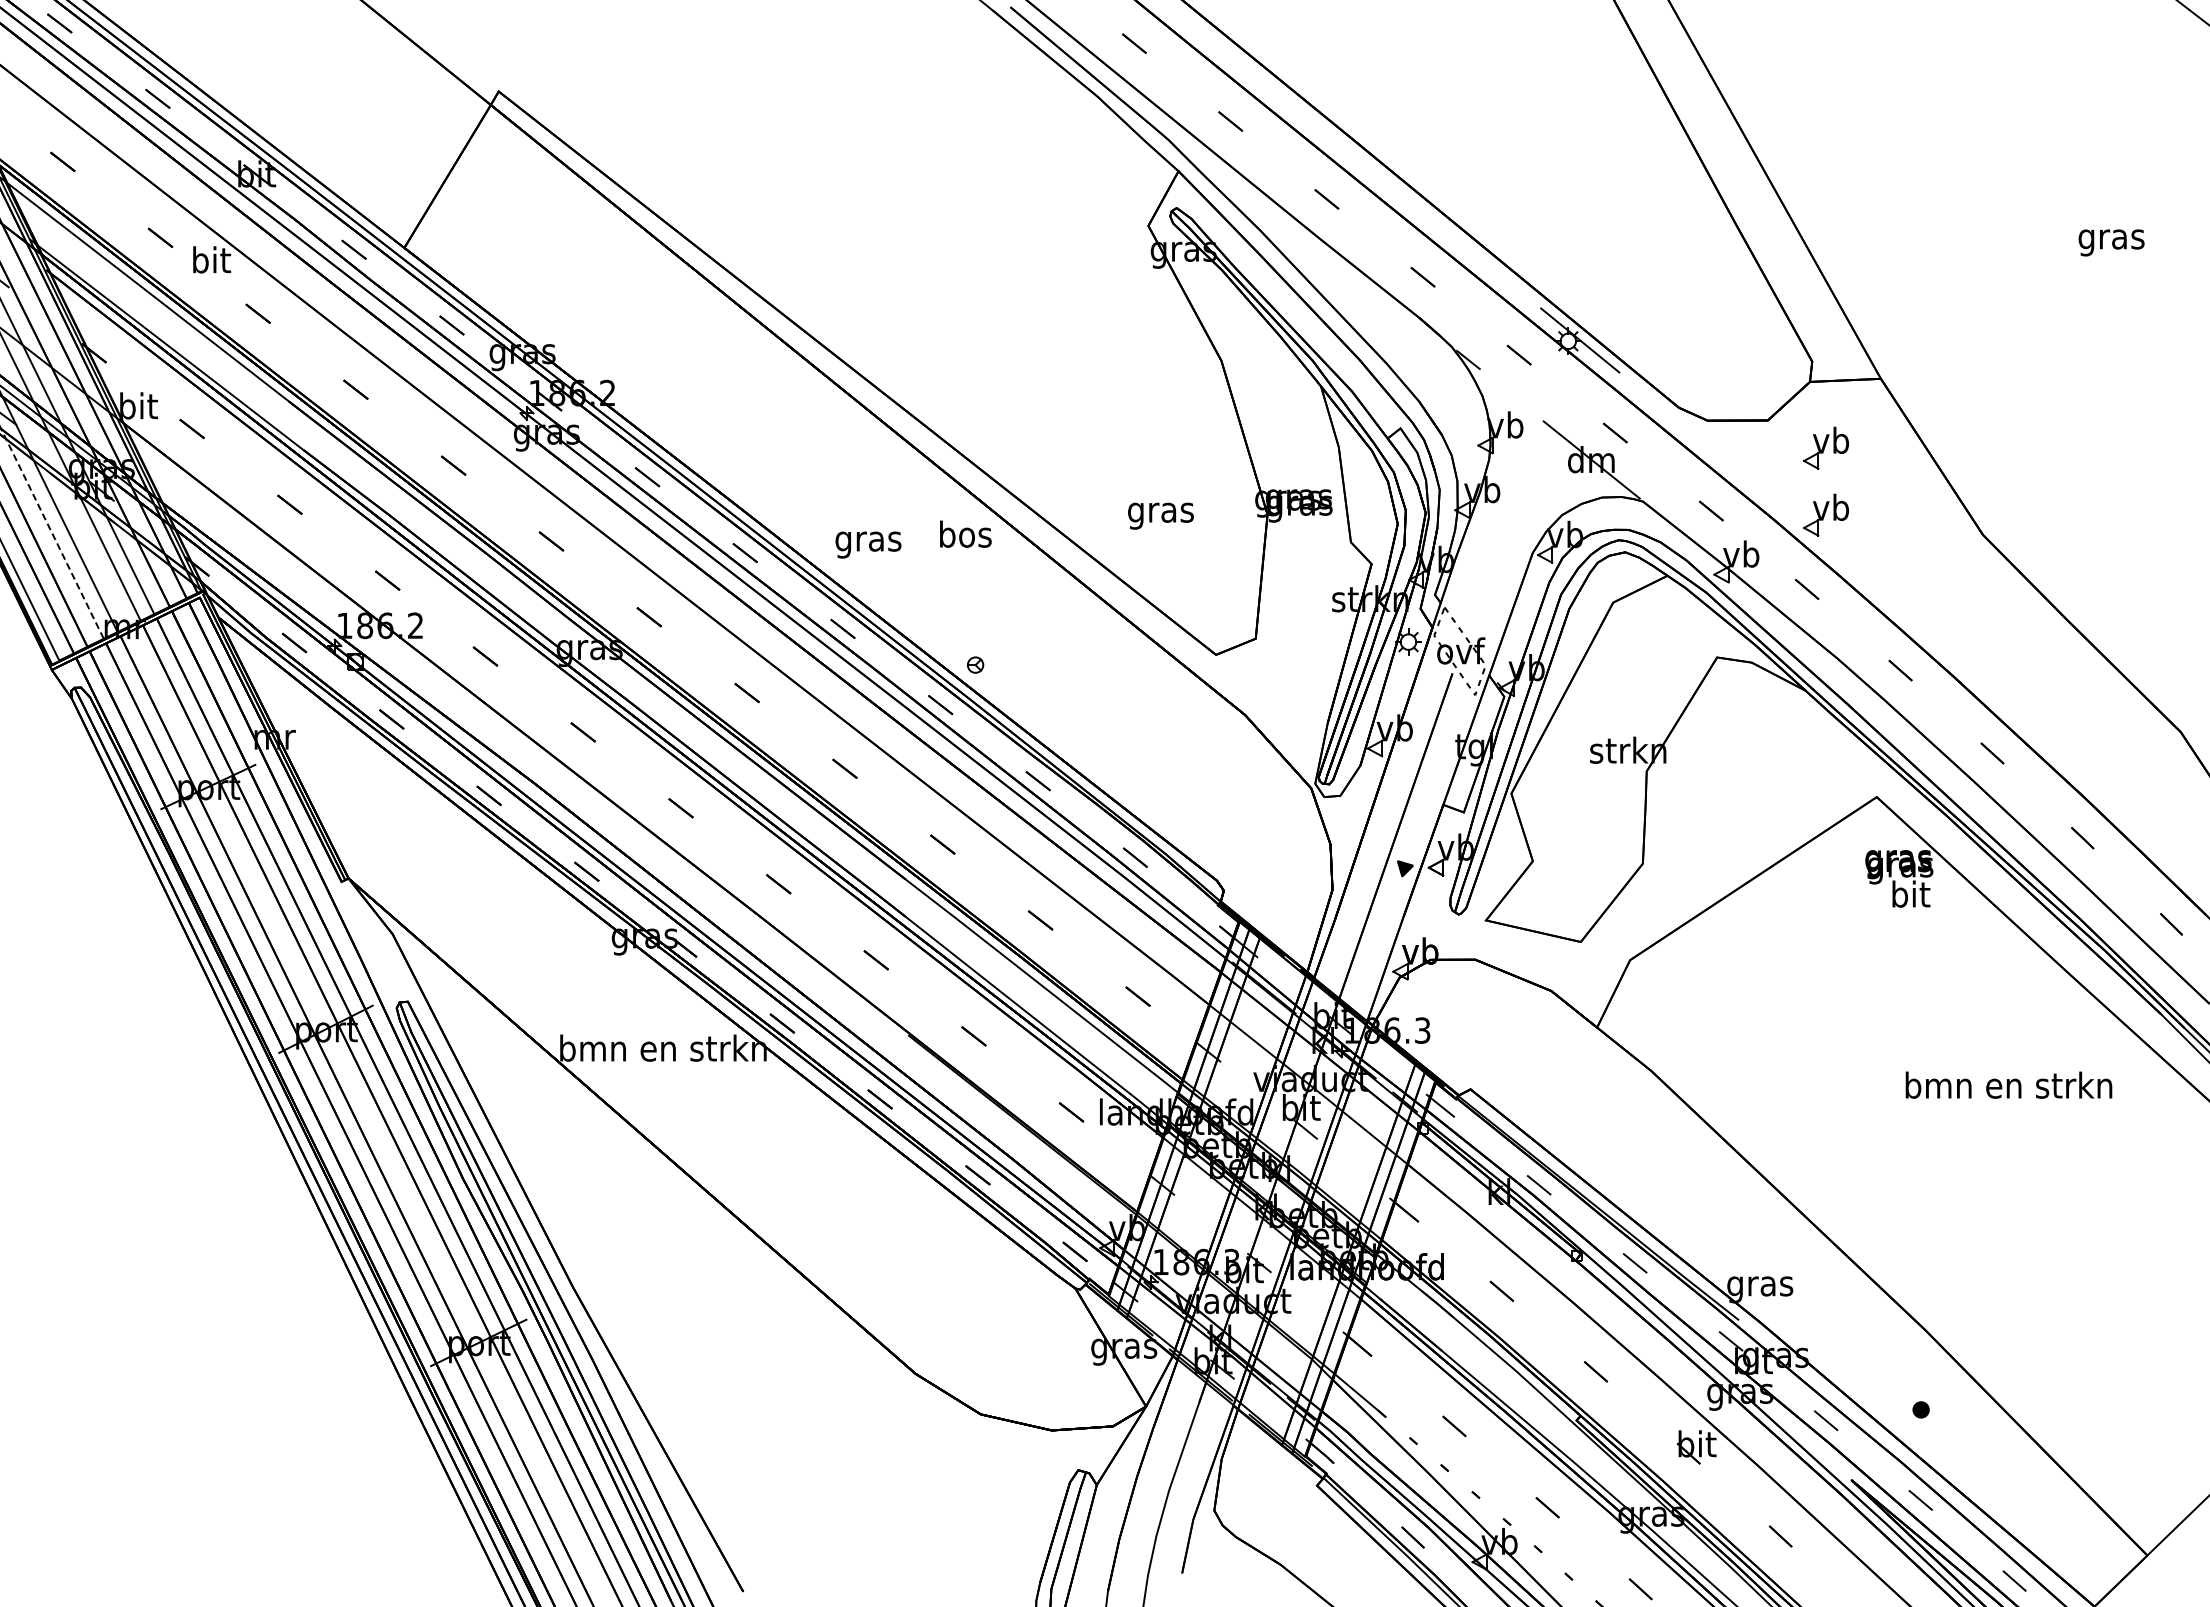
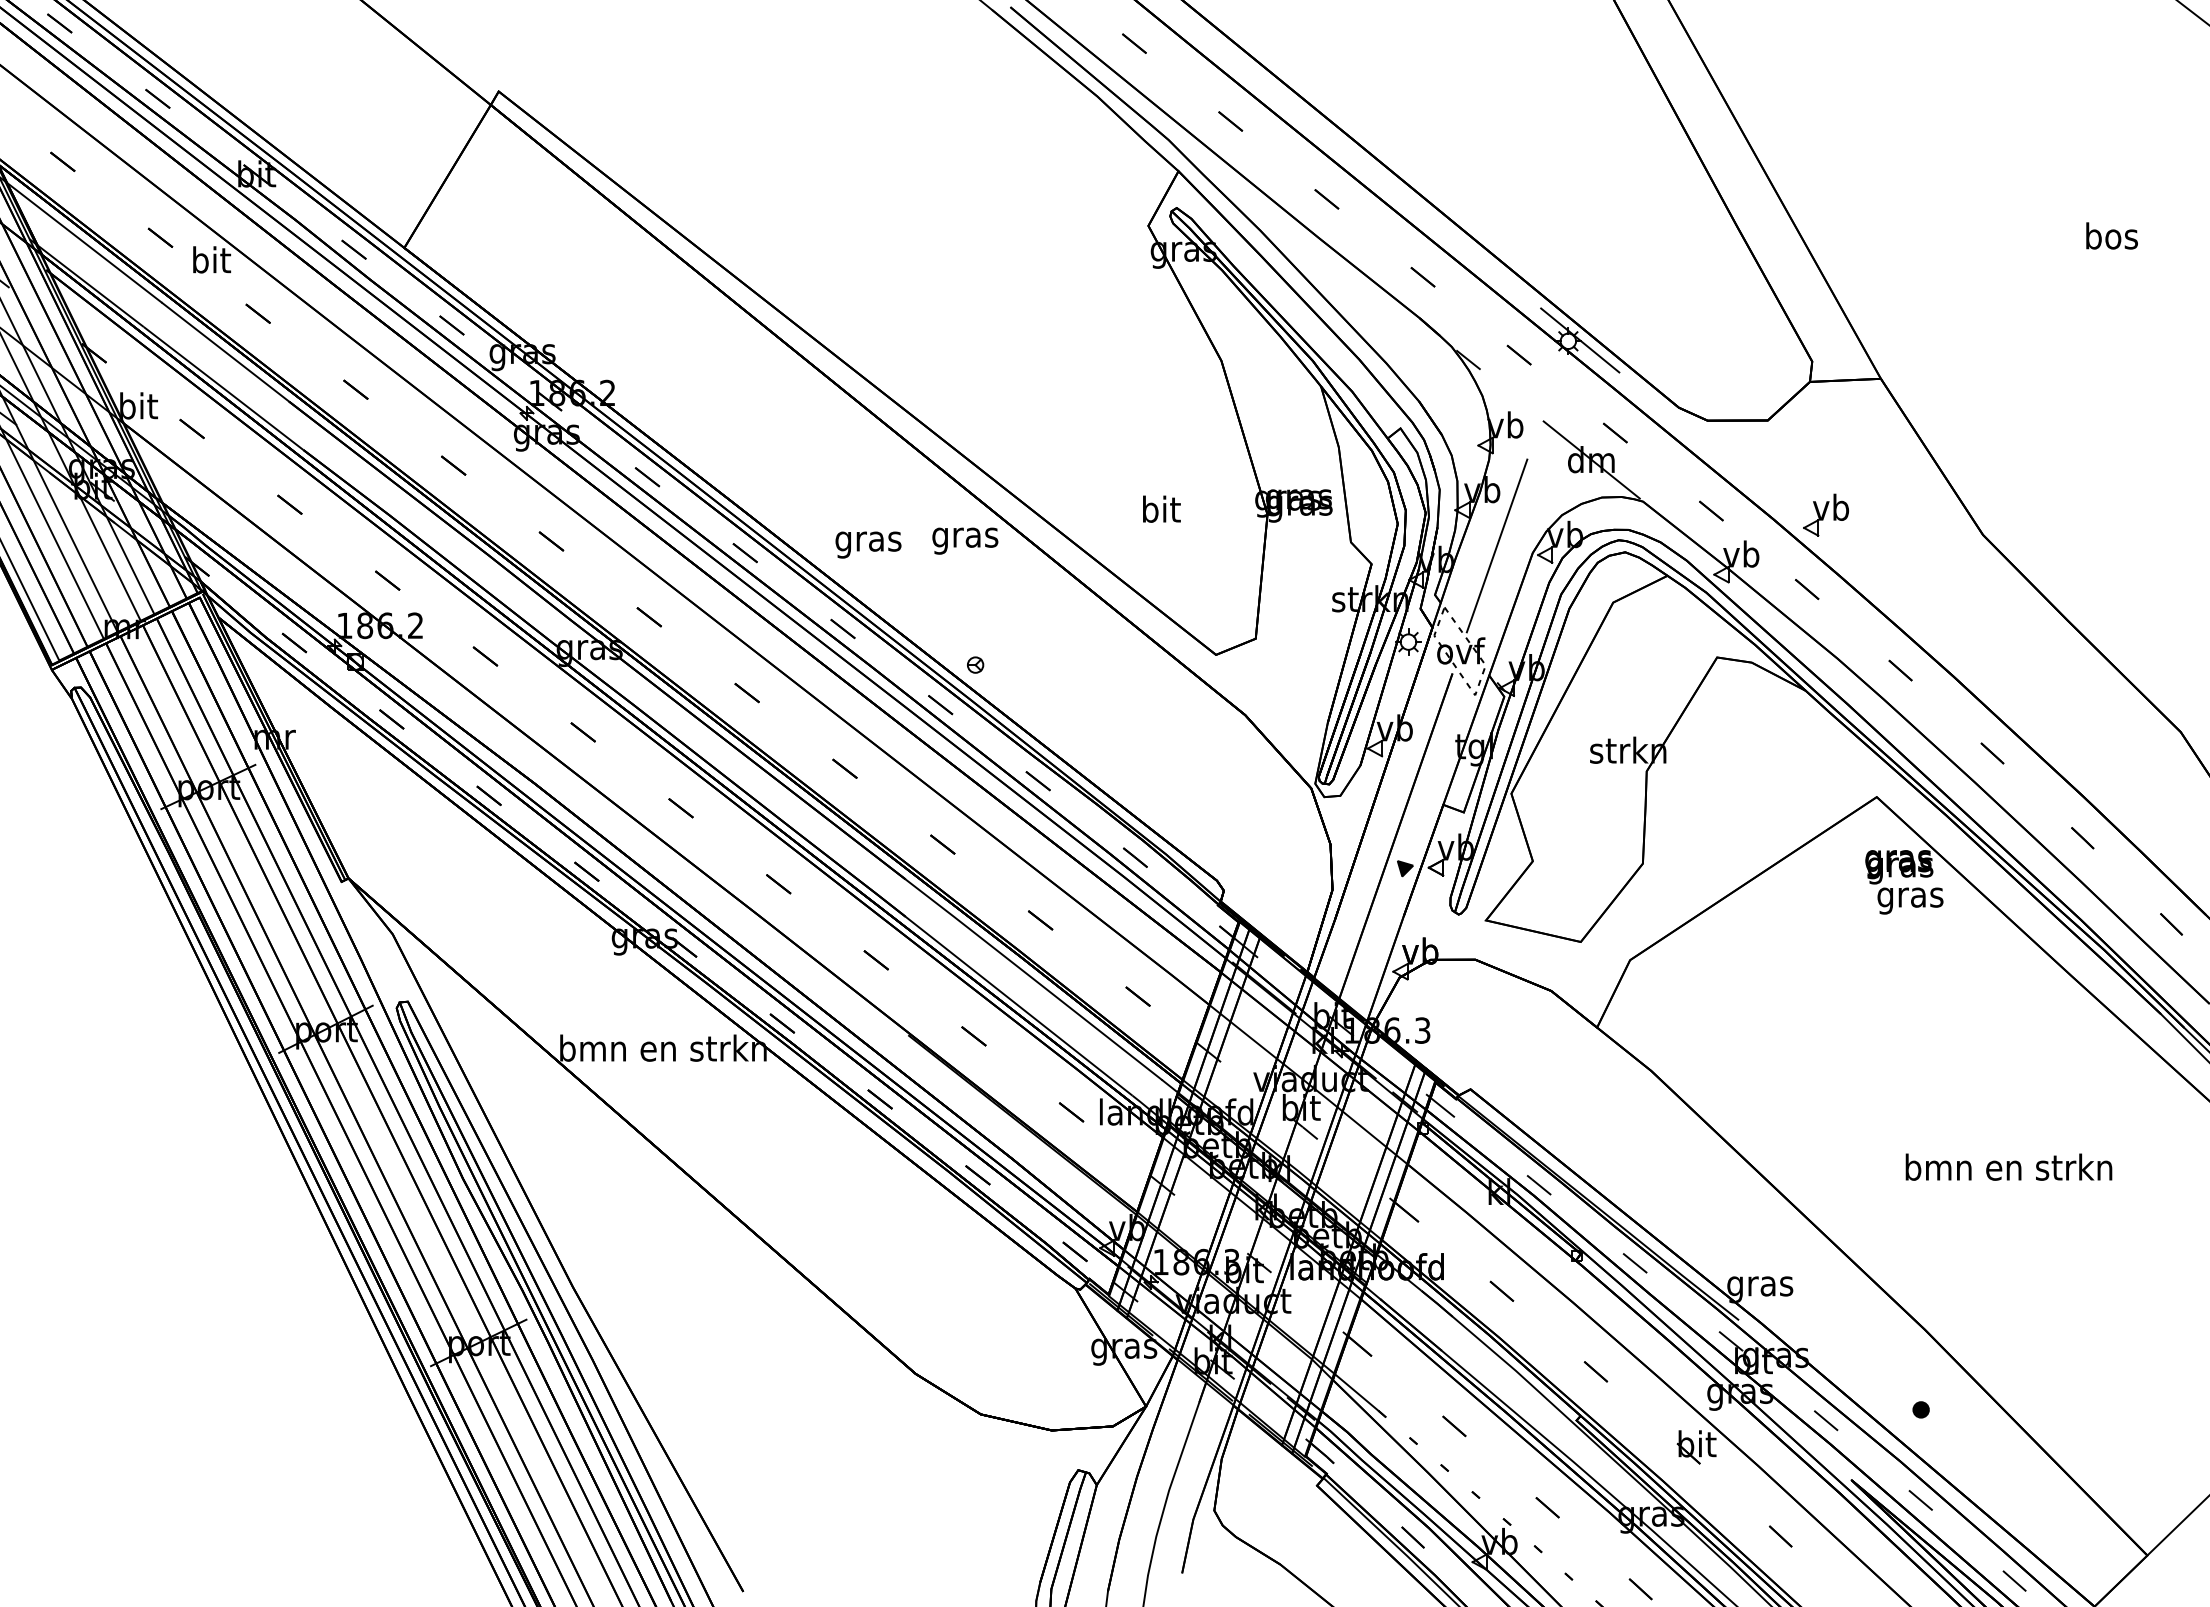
text: gras -> bos (2111, 239)
part: present -> none (1825, 447)
text: gras -> bit (1160, 512)
line: dashed -> solid (51, 532)
text: bos -> gras (965, 537)
line: none -> present (1496, 545)
text: bit -> gras (1910, 897)
text position: (2008, 1084) -> (2008, 1166) (2008, 1166)
